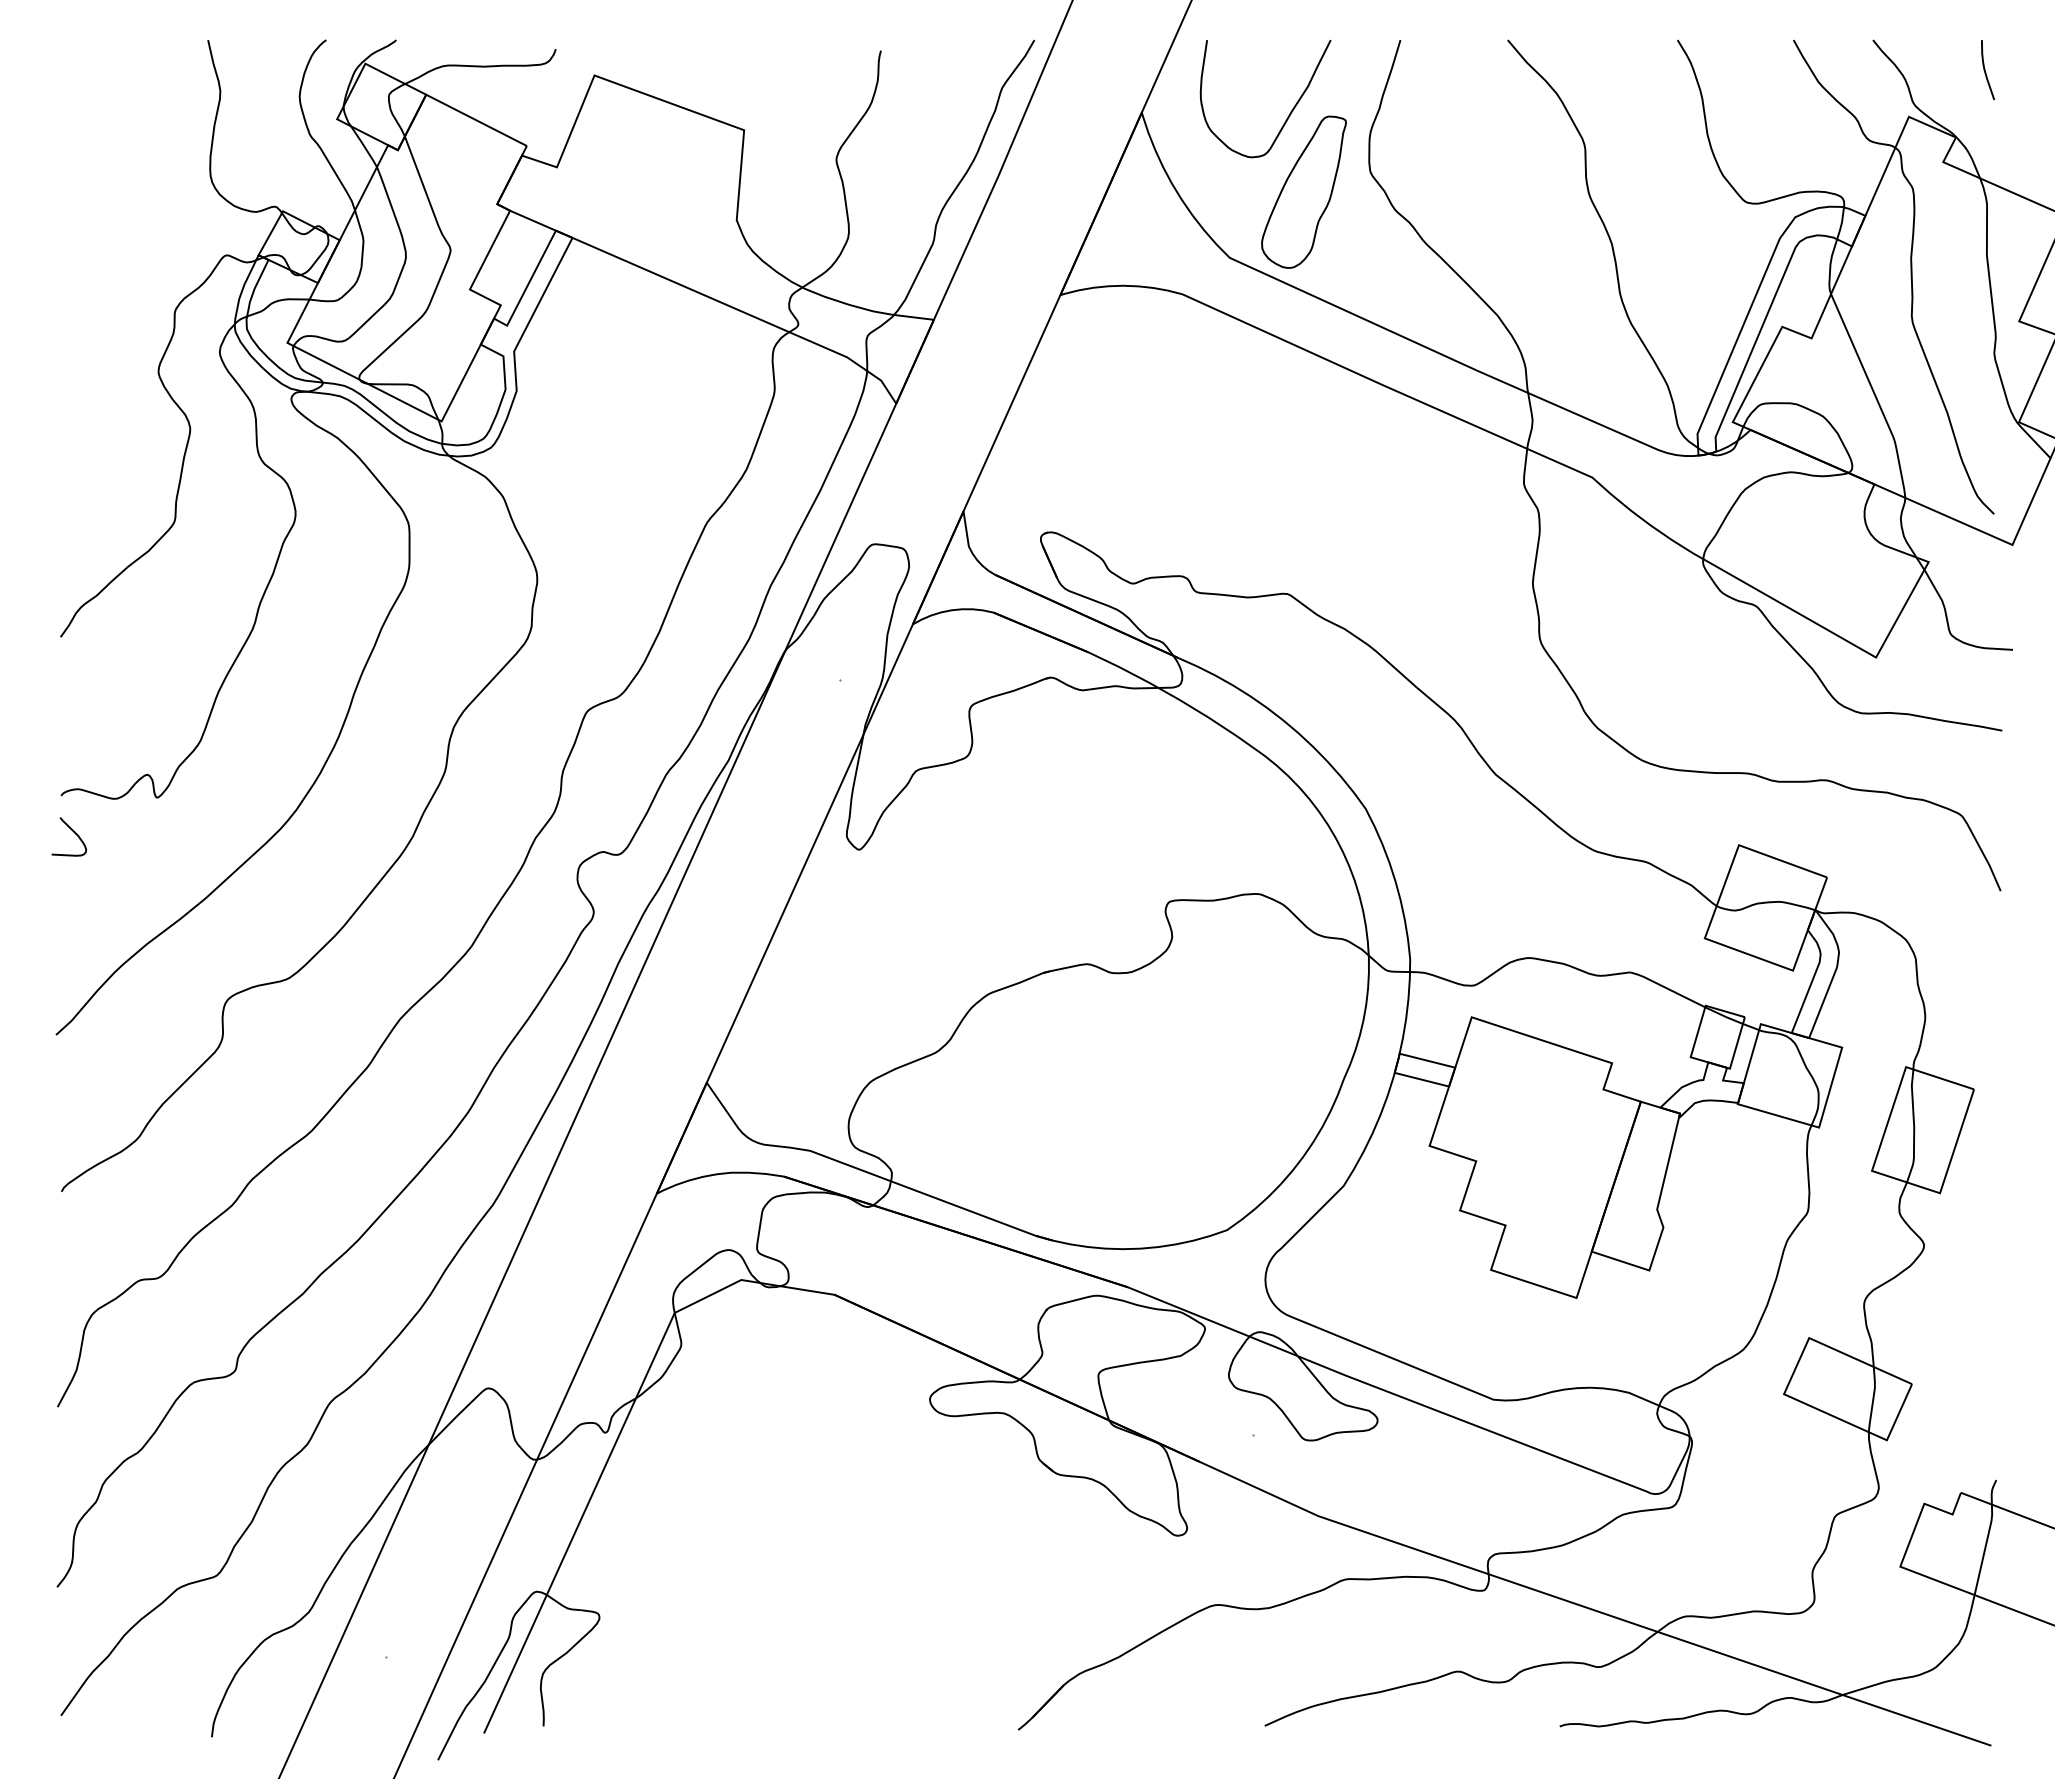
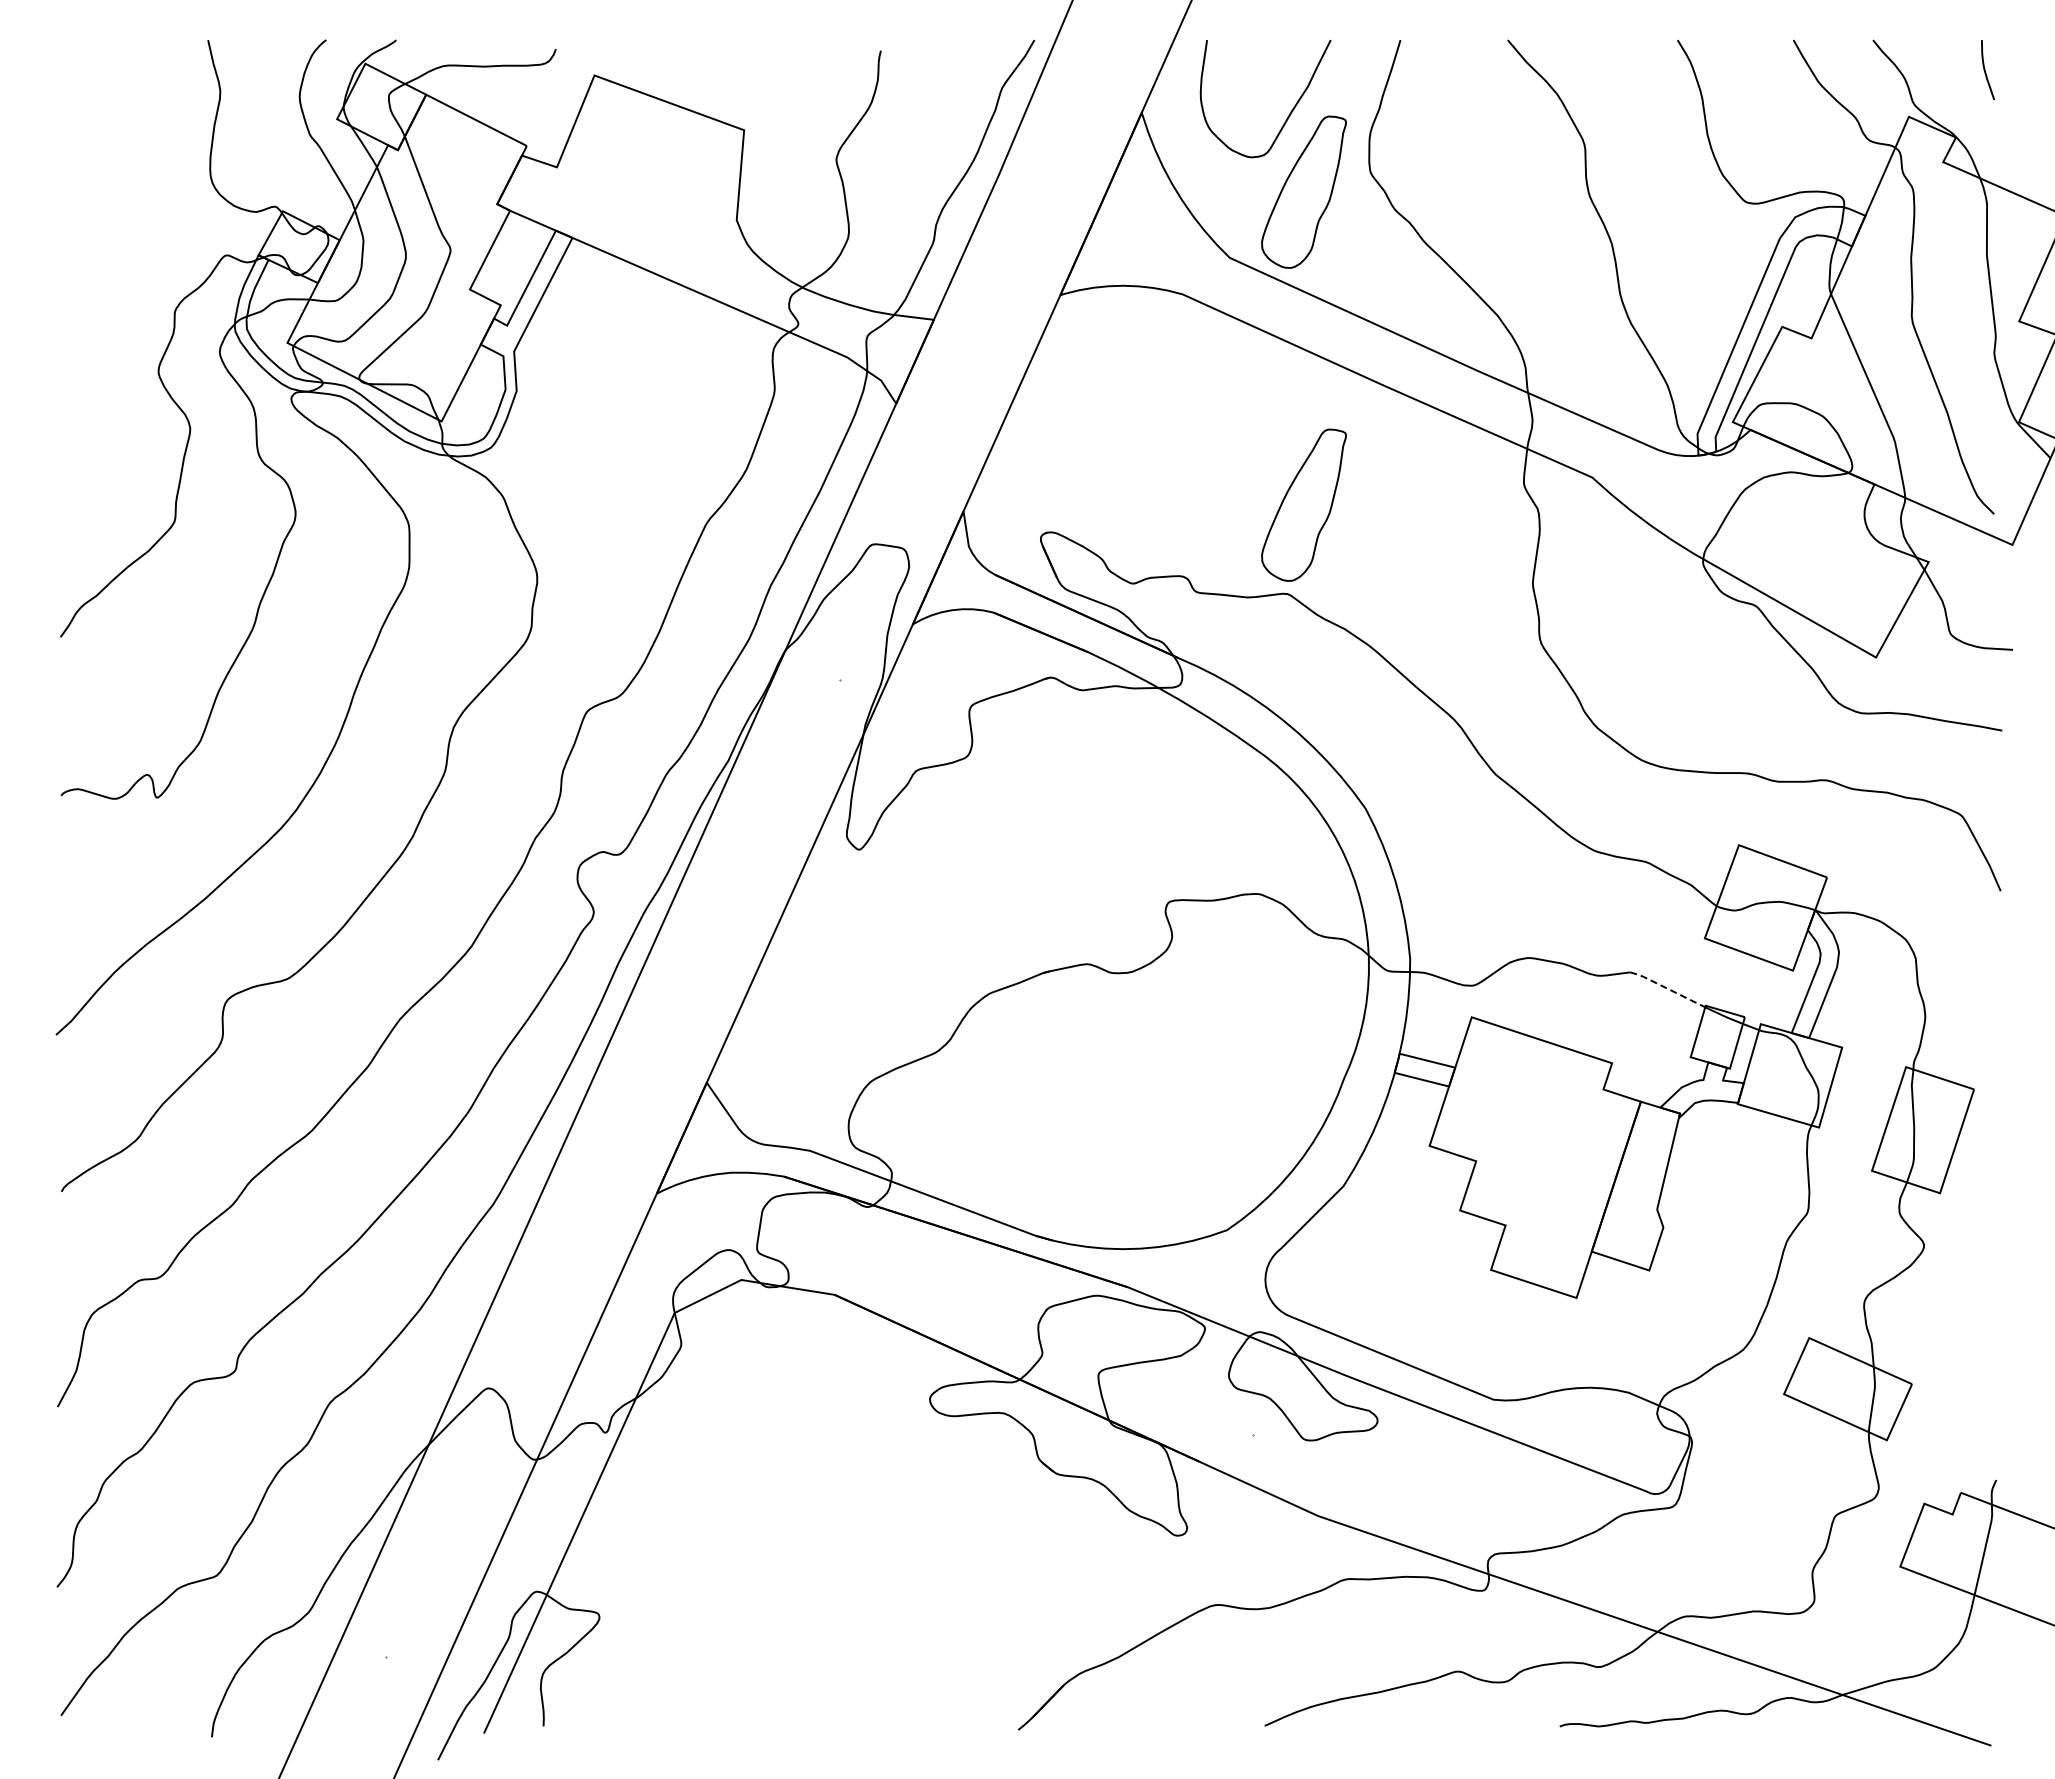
part: none -> present (1303, 504)
curve: present -> none (73, 832)
line: solid -> dashed (1667, 988)
